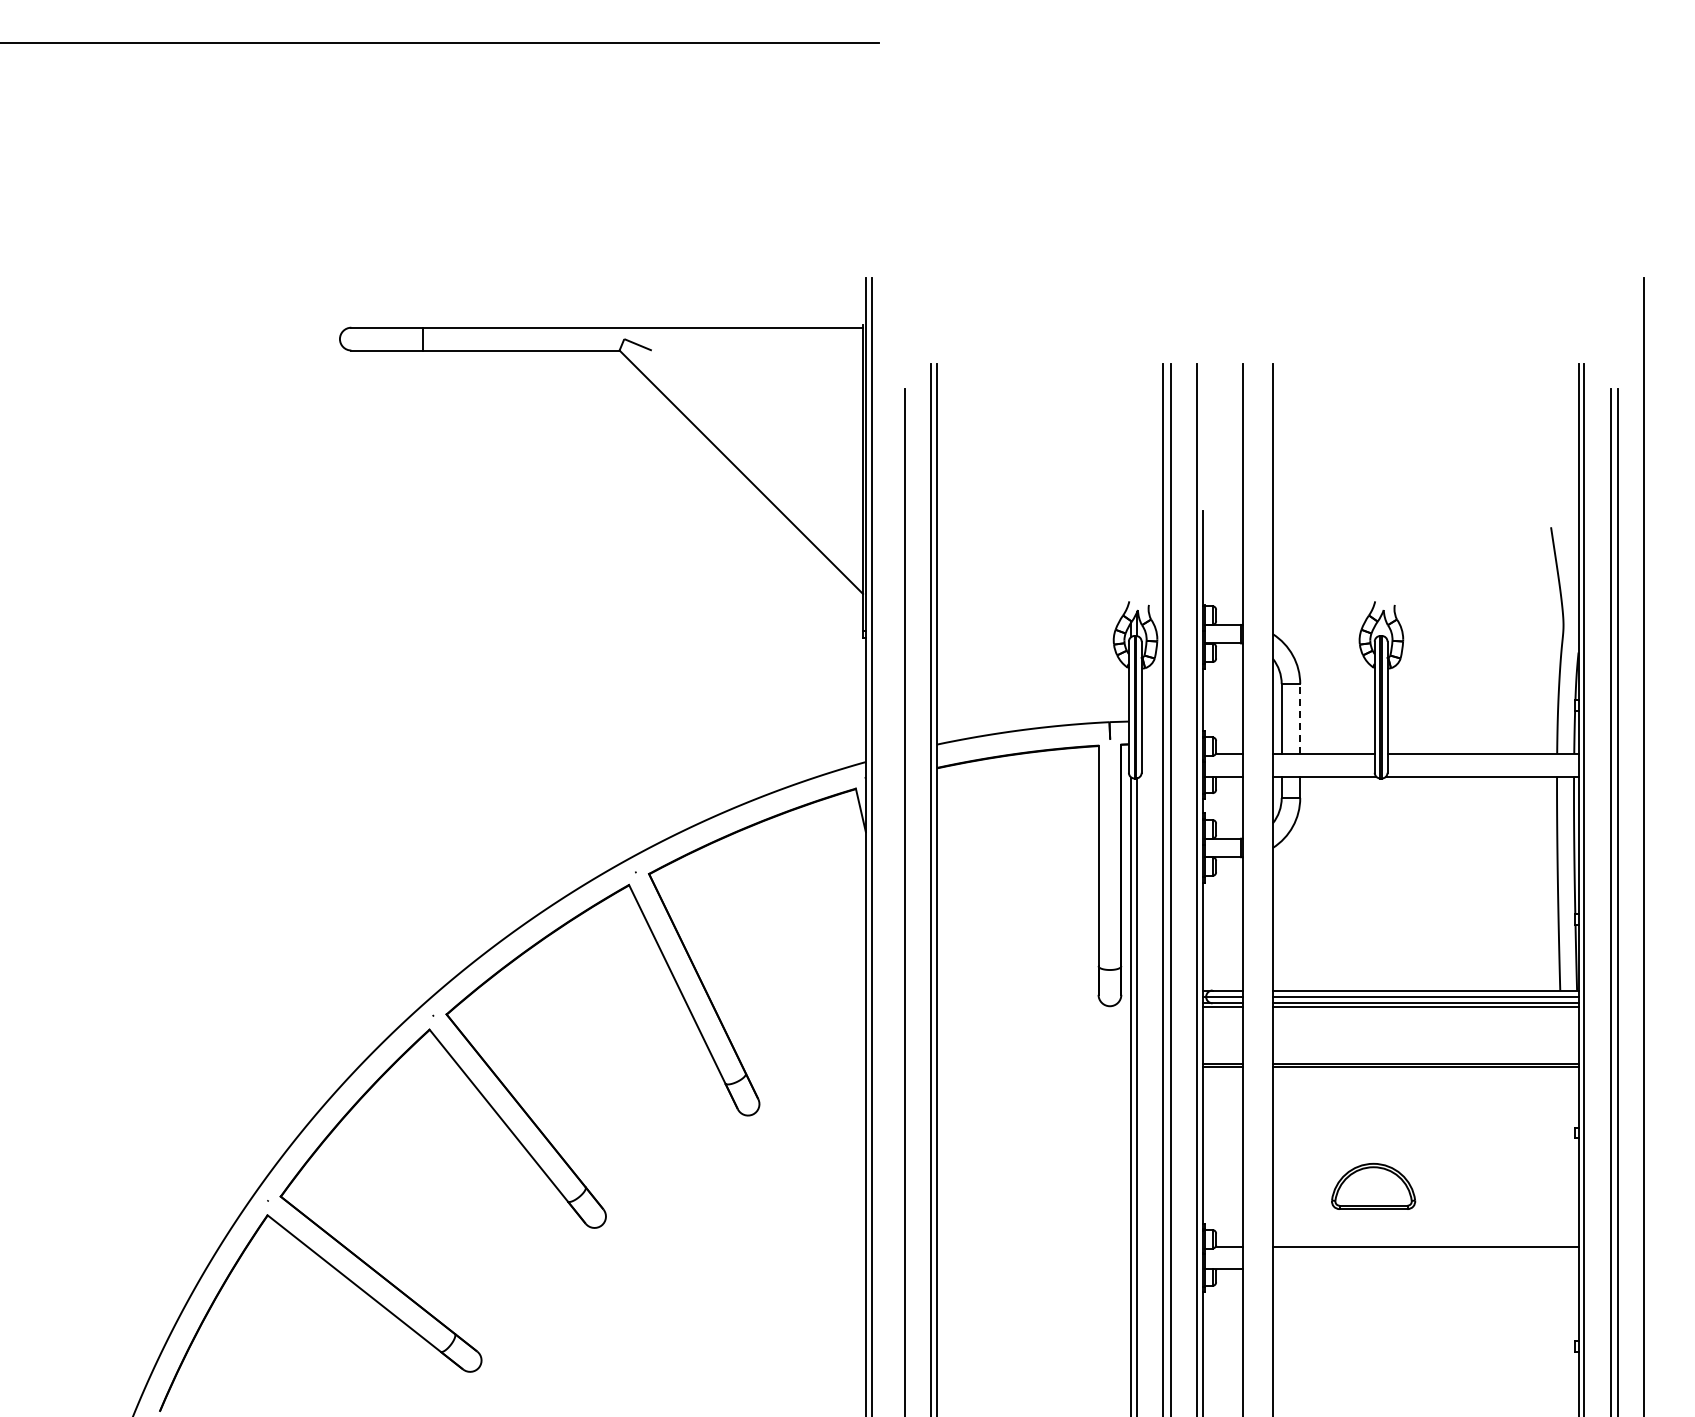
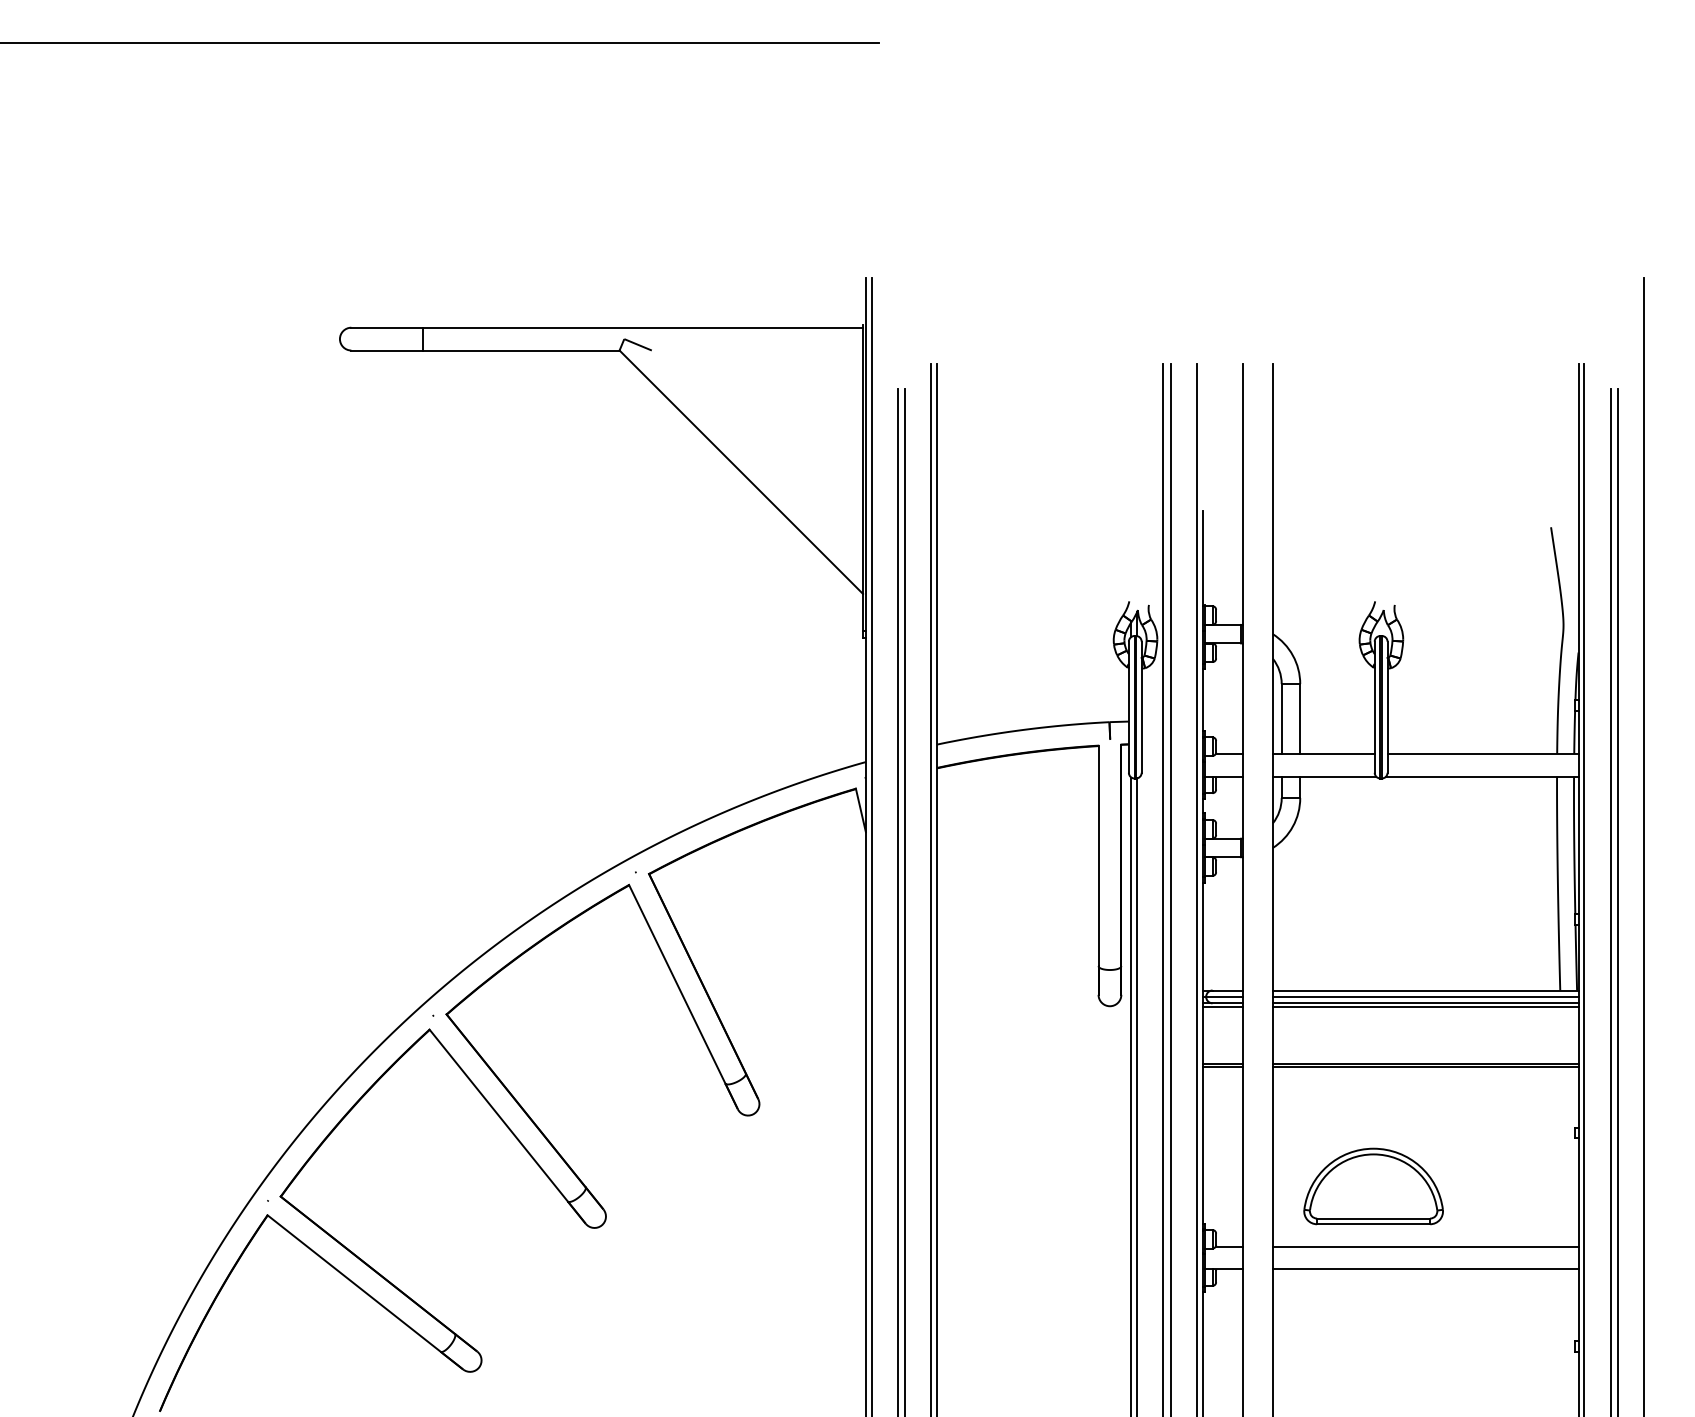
line: dashed -> solid (1300, 718)
line: none -> present (897, 901)
part size: 86x48 px -> 141x79 px (1373, 1186)
line: none -> present (1425, 1269)
